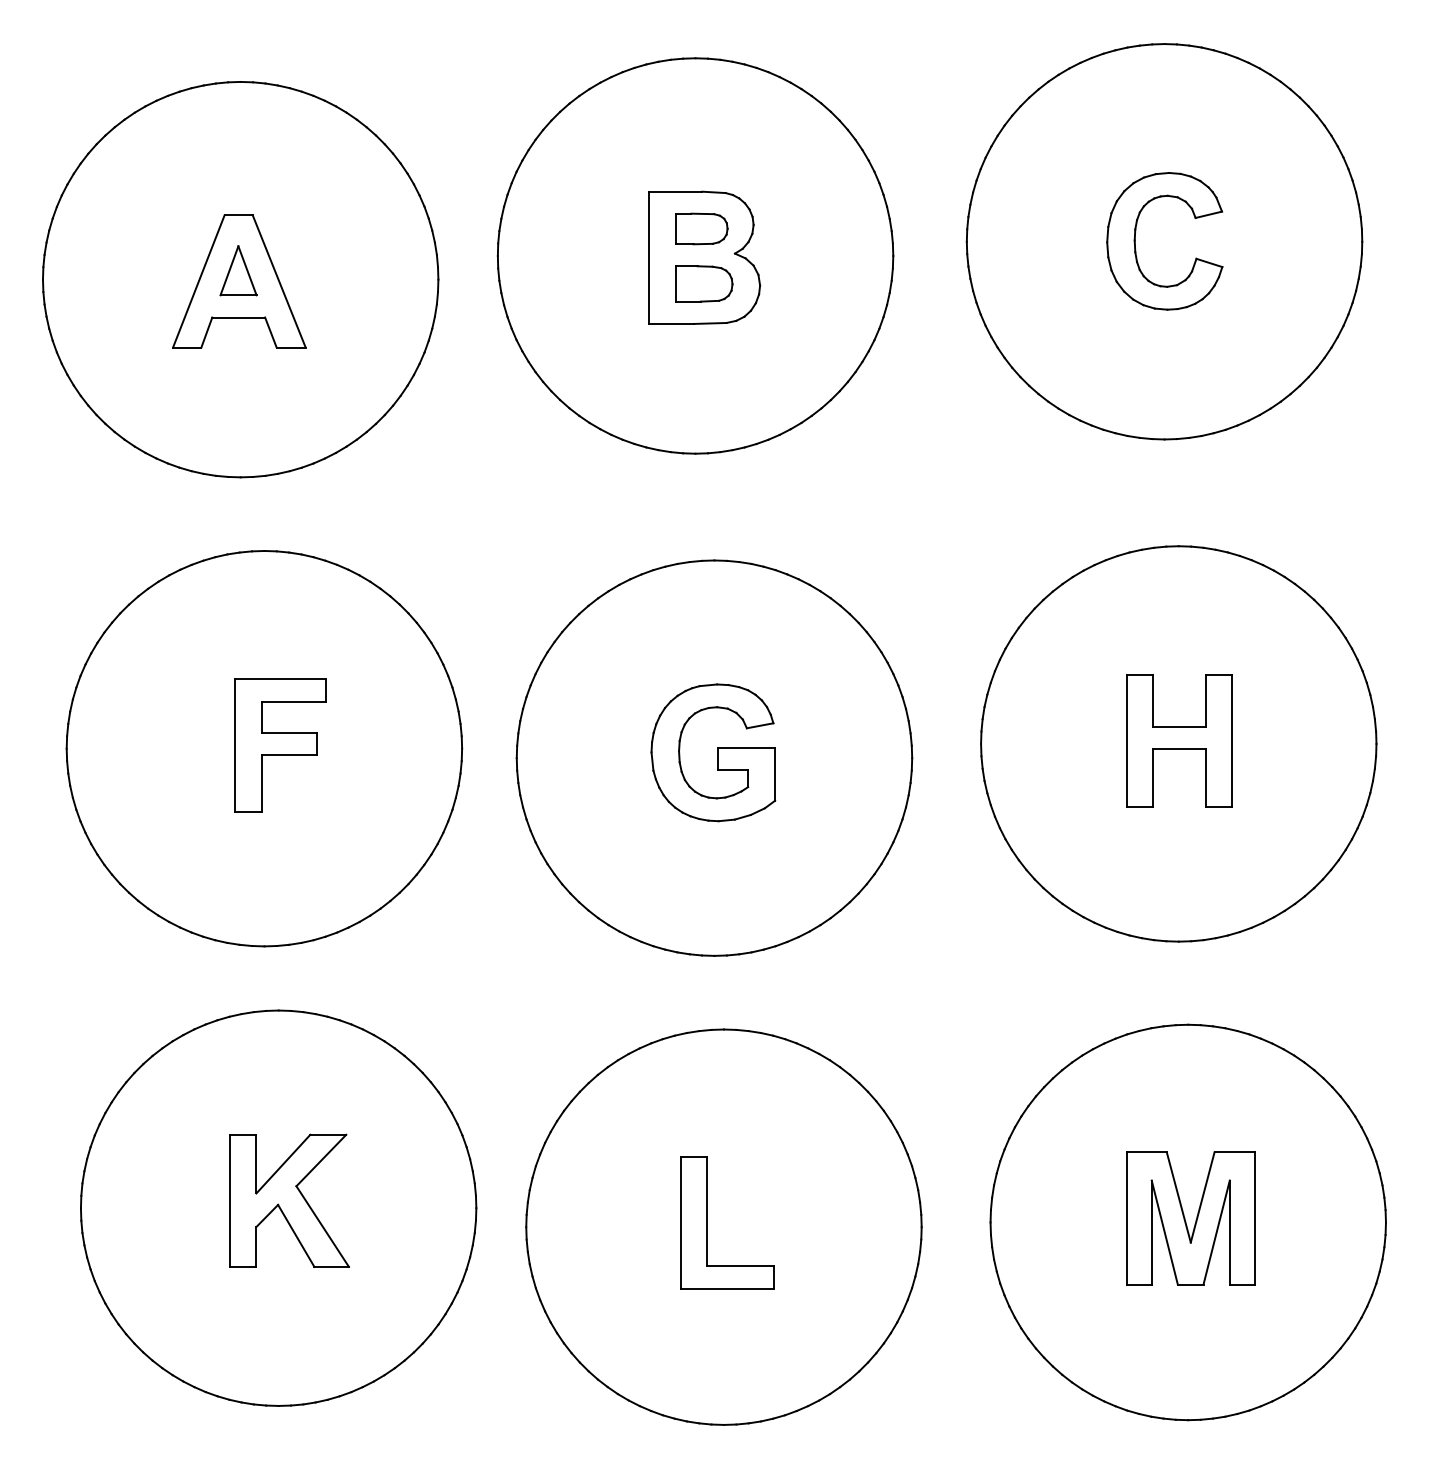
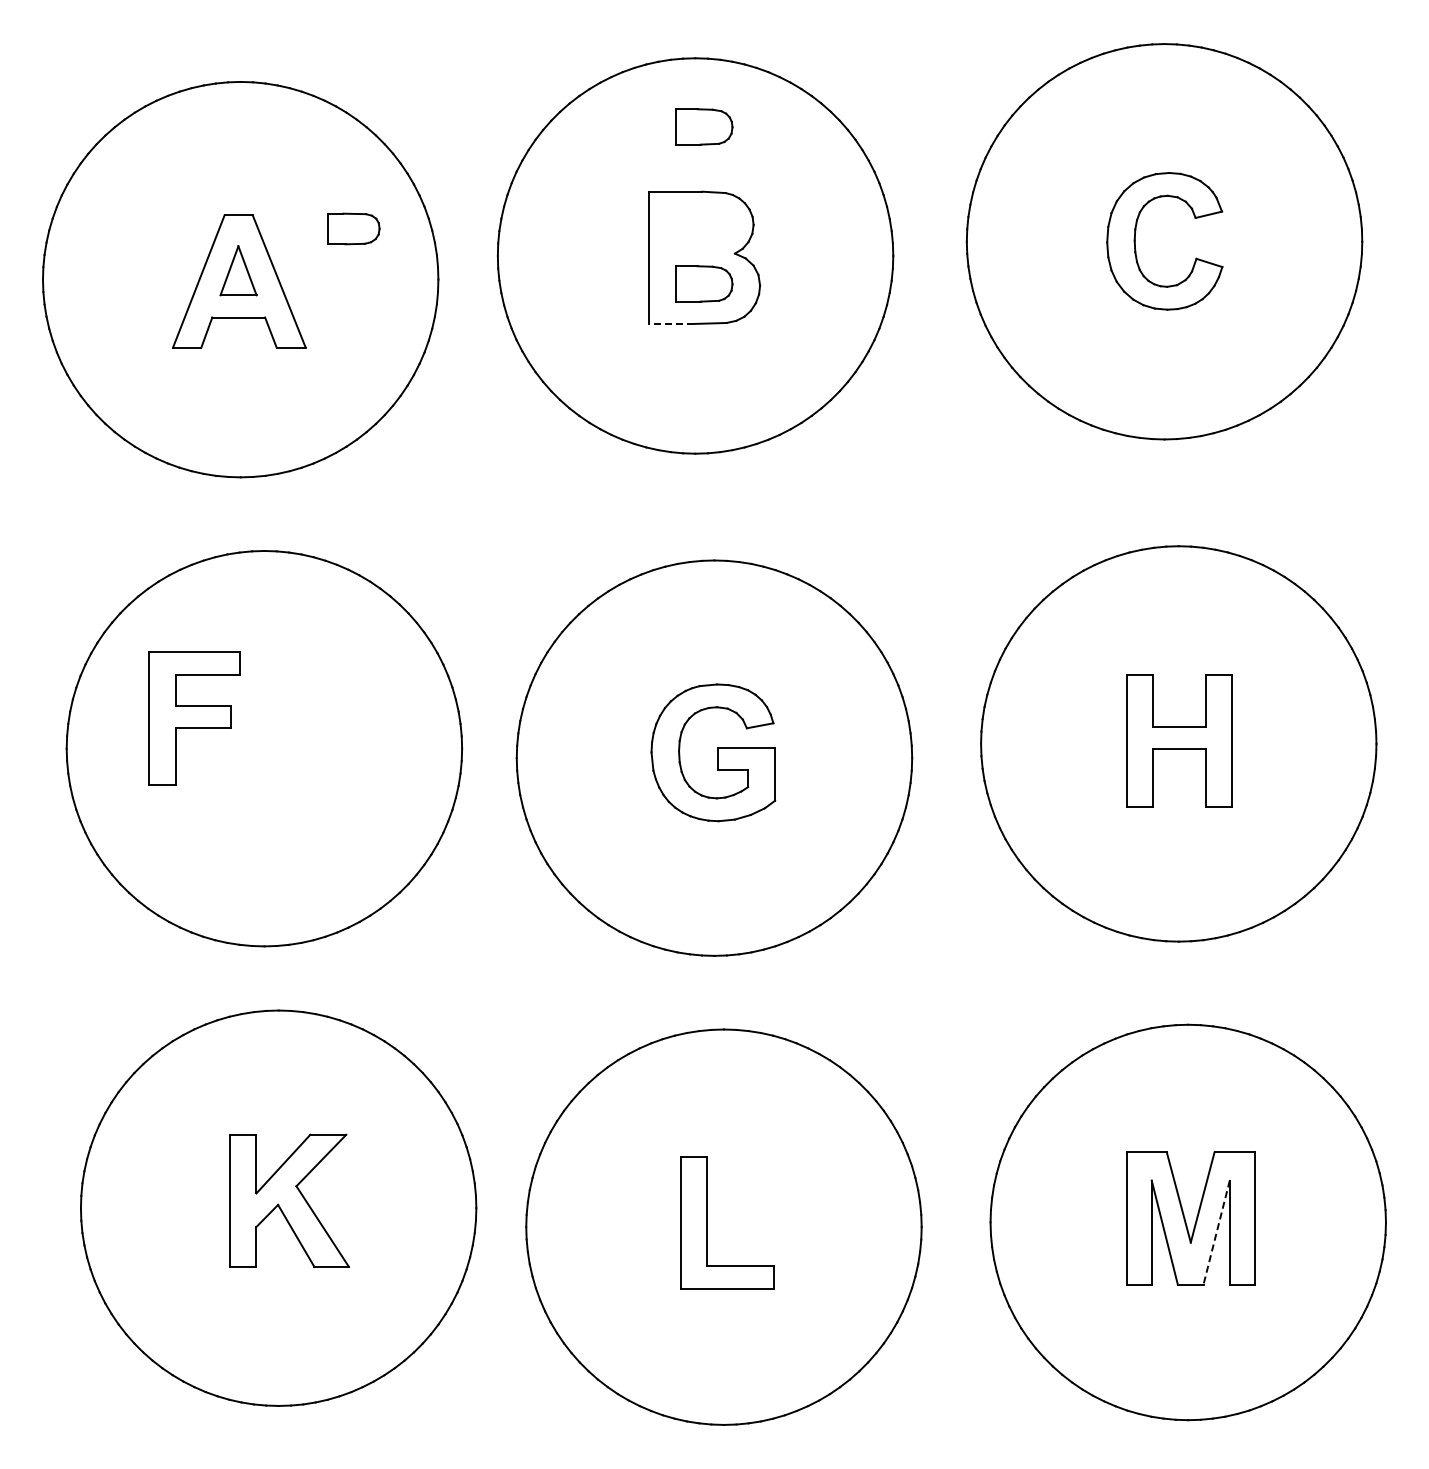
part: none -> present (704, 126)
part position: (701, 228) -> (353, 228) (353, 228)
line: solid -> dashed (671, 323)
part position: (280, 745) -> (194, 718) (194, 718)
line: solid -> dashed (1216, 1232)
